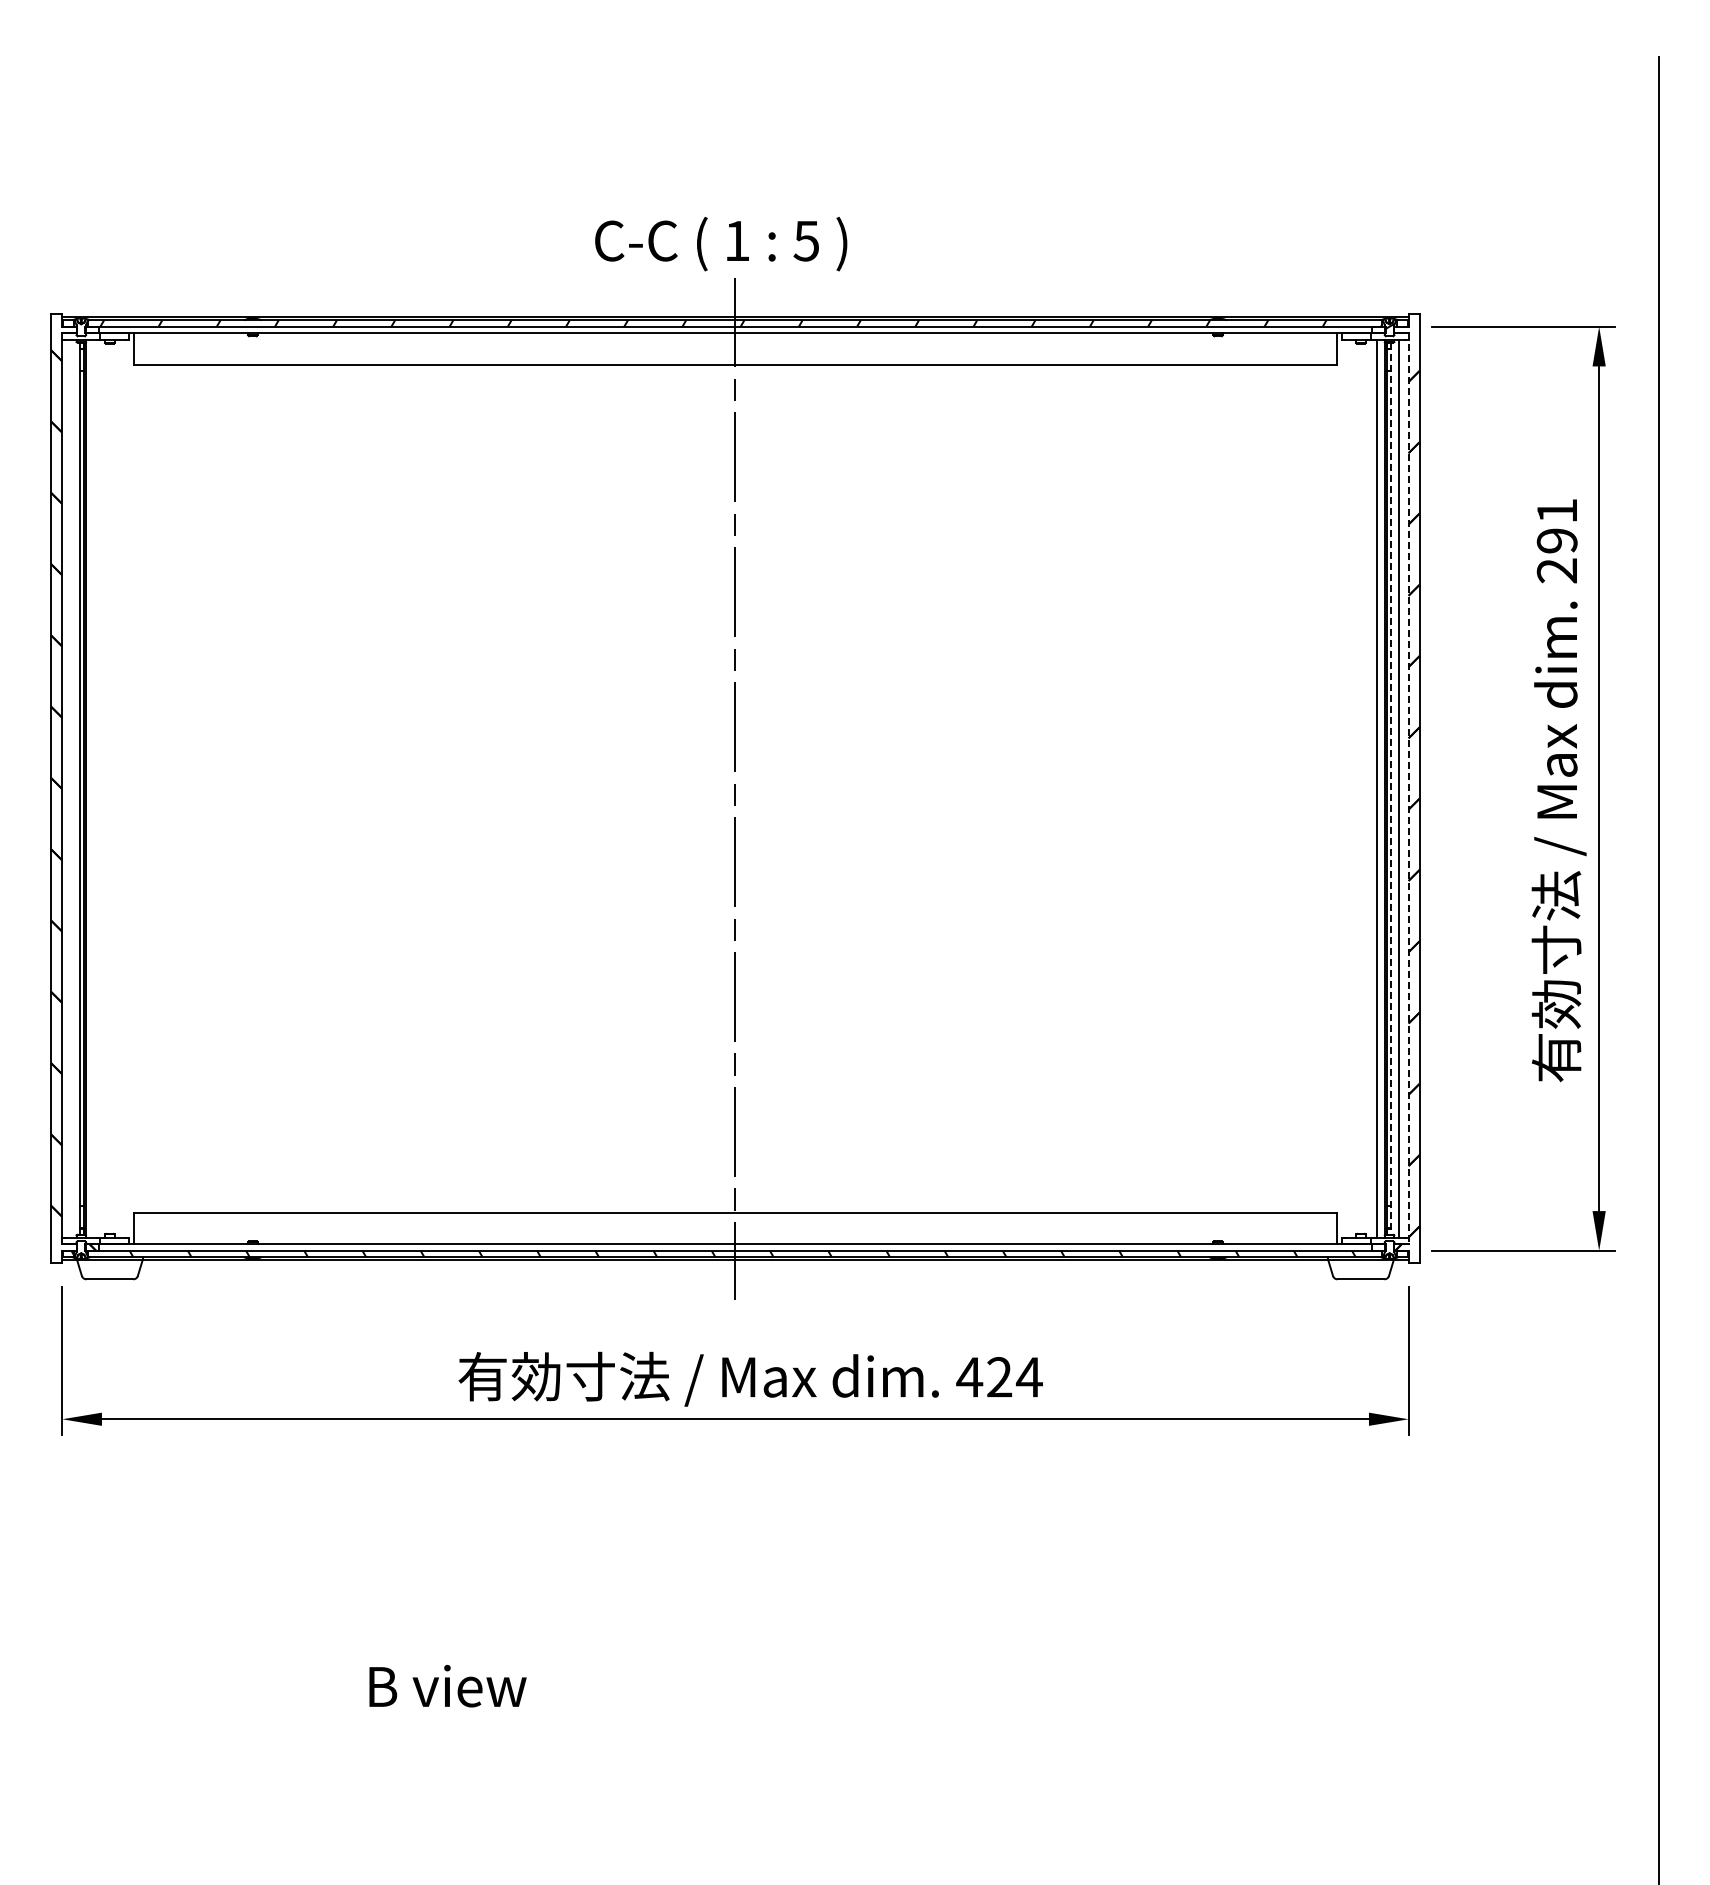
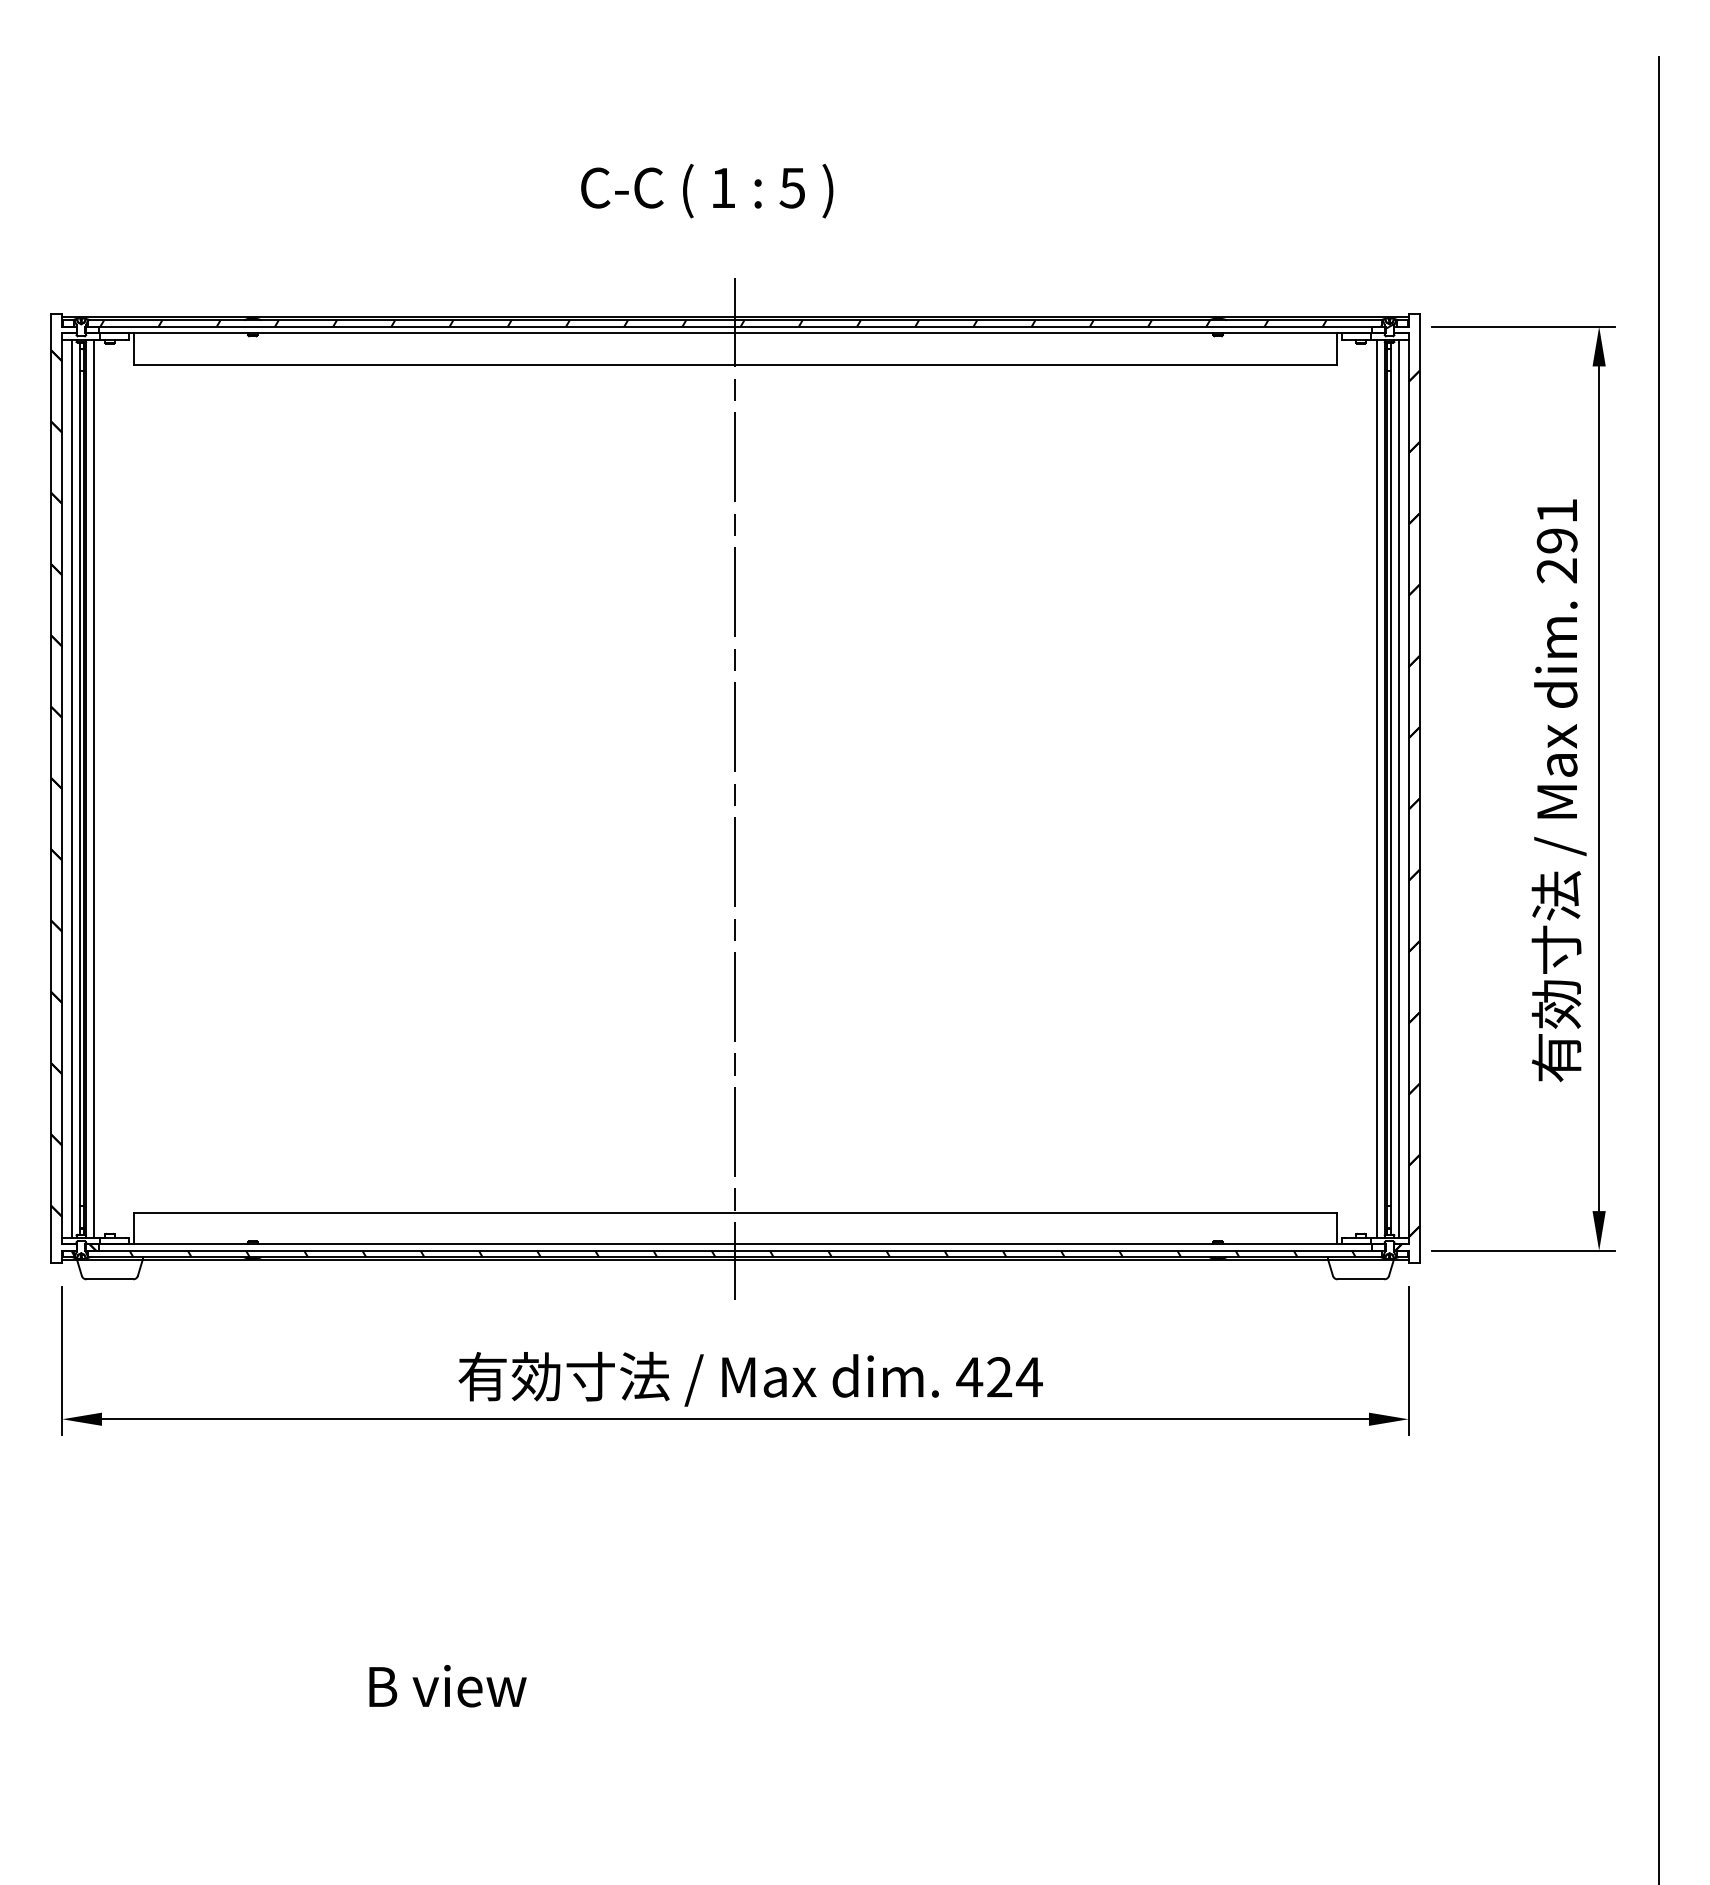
text position: (721, 243) -> (707, 190) (707, 190)
line: none -> present (71, 788)
line: none -> present (94, 788)
line: dashed -> solid (1408, 788)
line: dashed -> solid (1391, 789)
